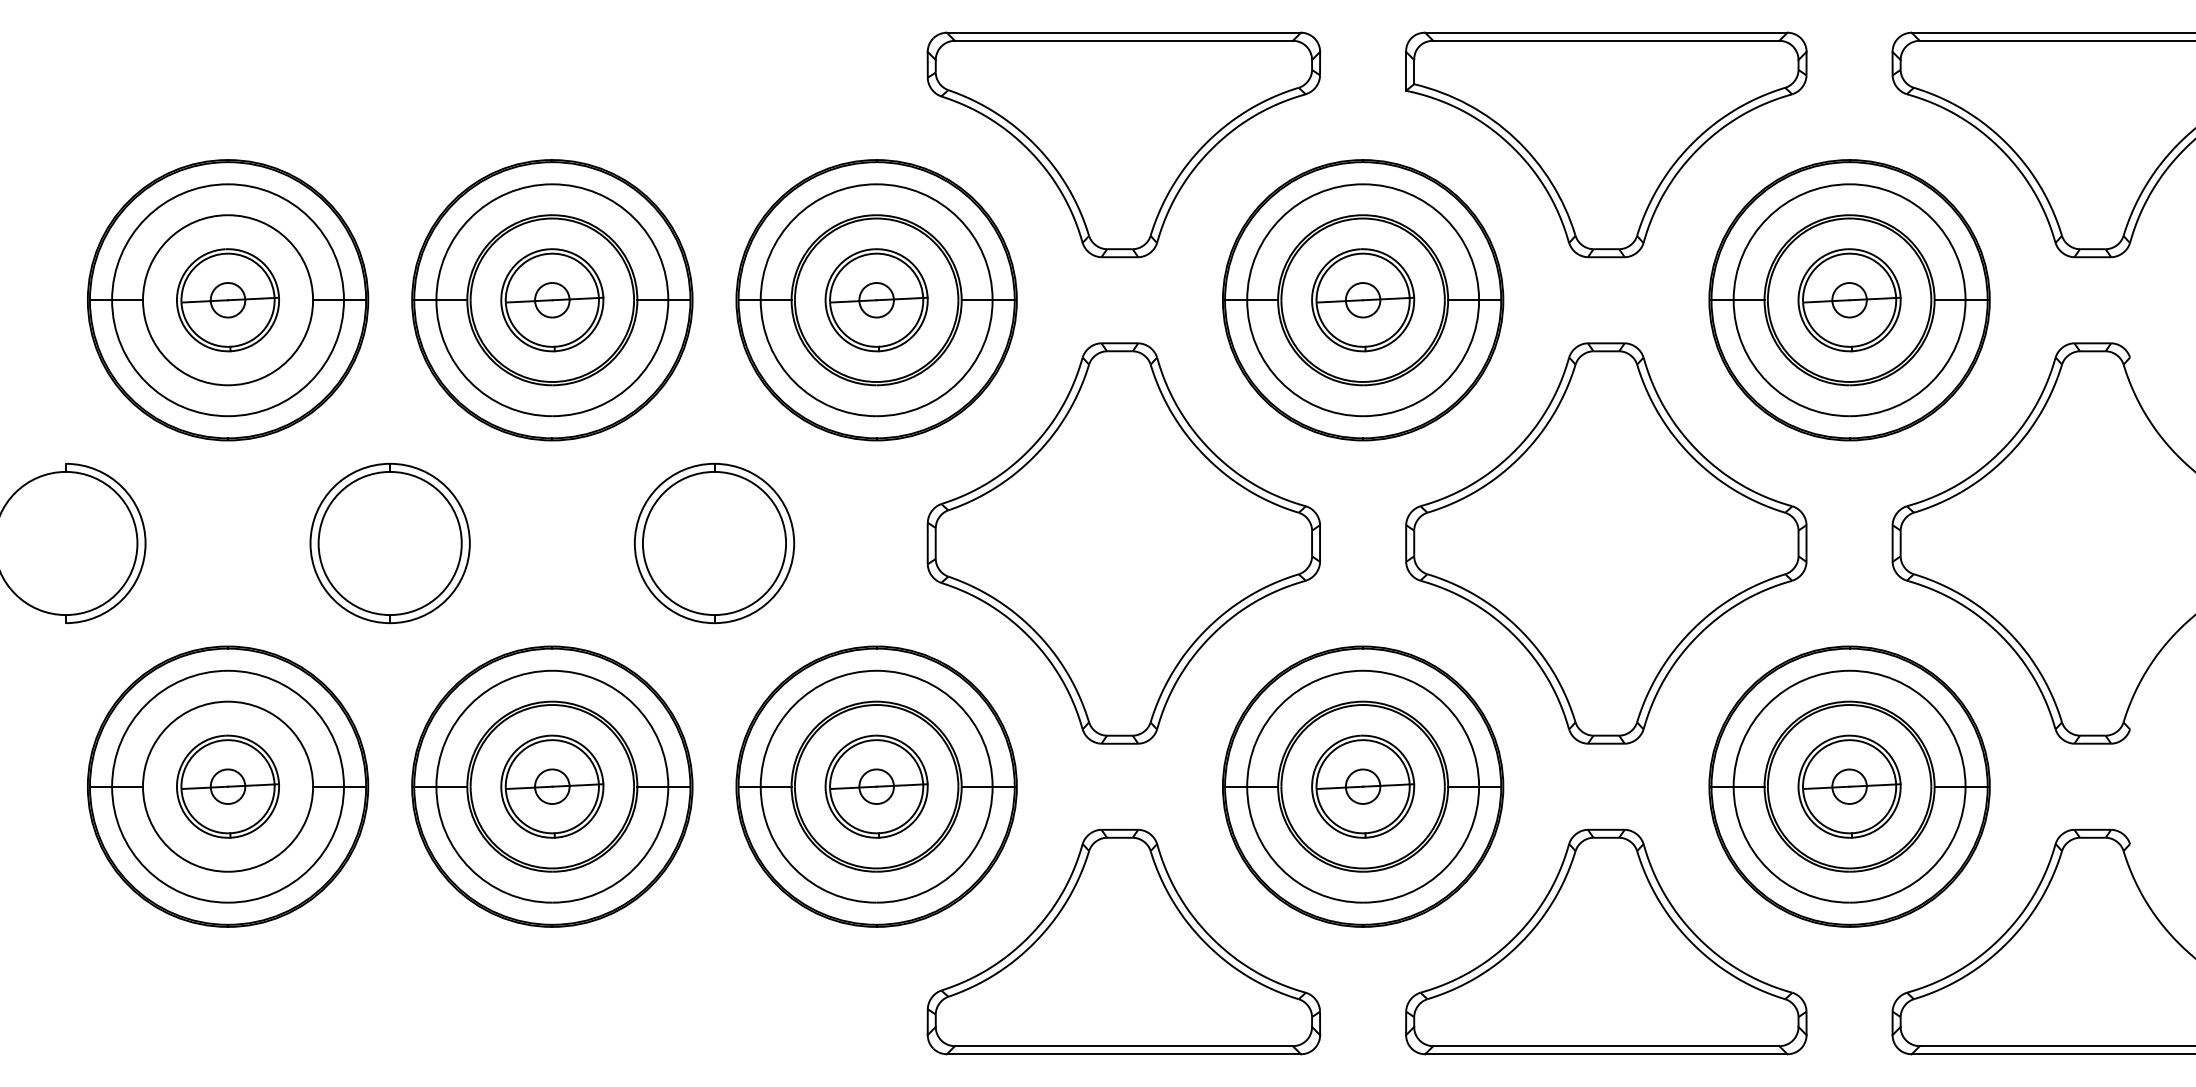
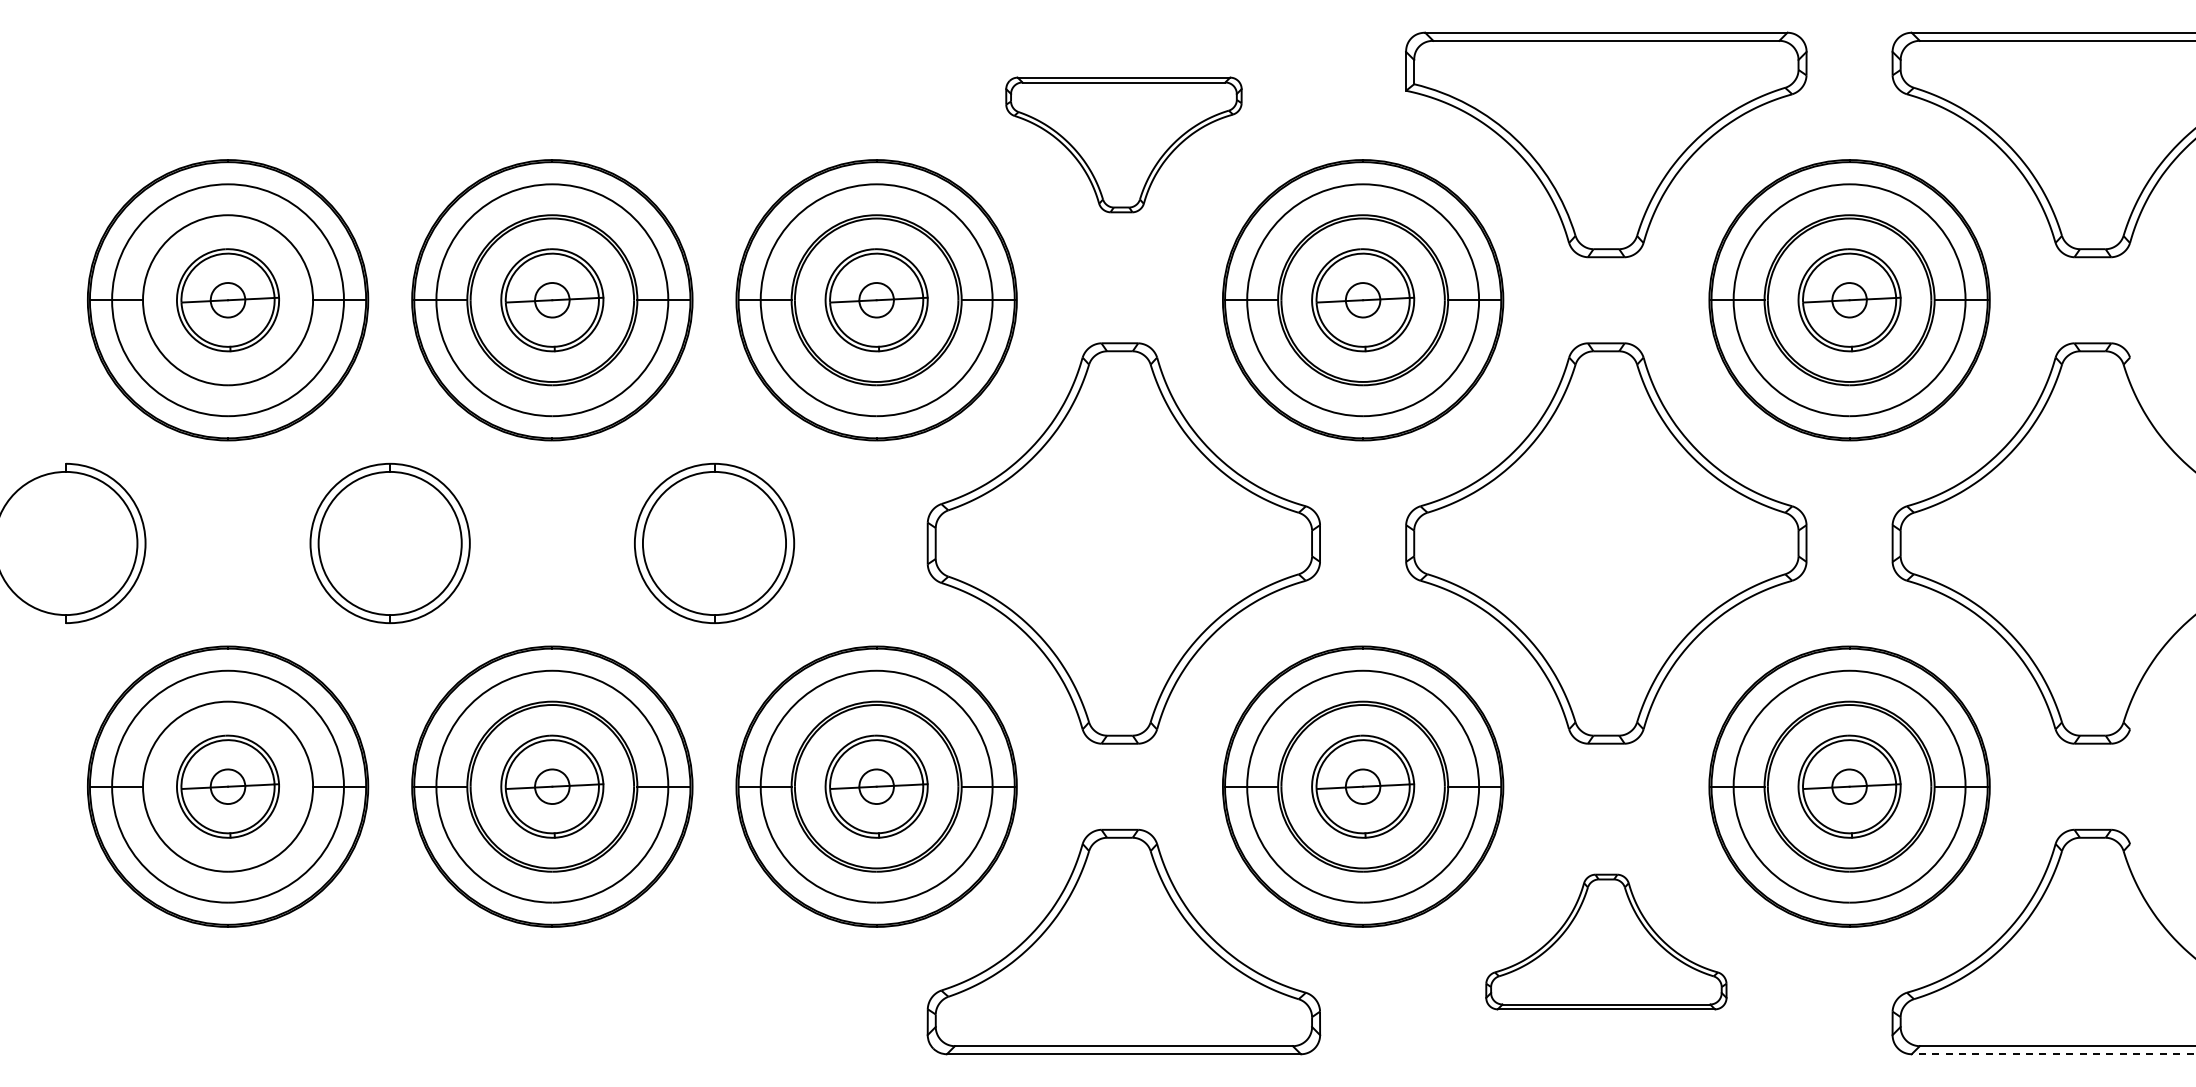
part size: 396x228 px -> 238x138 px (1123, 144)
part size: 403x228 px -> 243x138 px (1606, 941)
line: solid -> dashed (2053, 1054)
